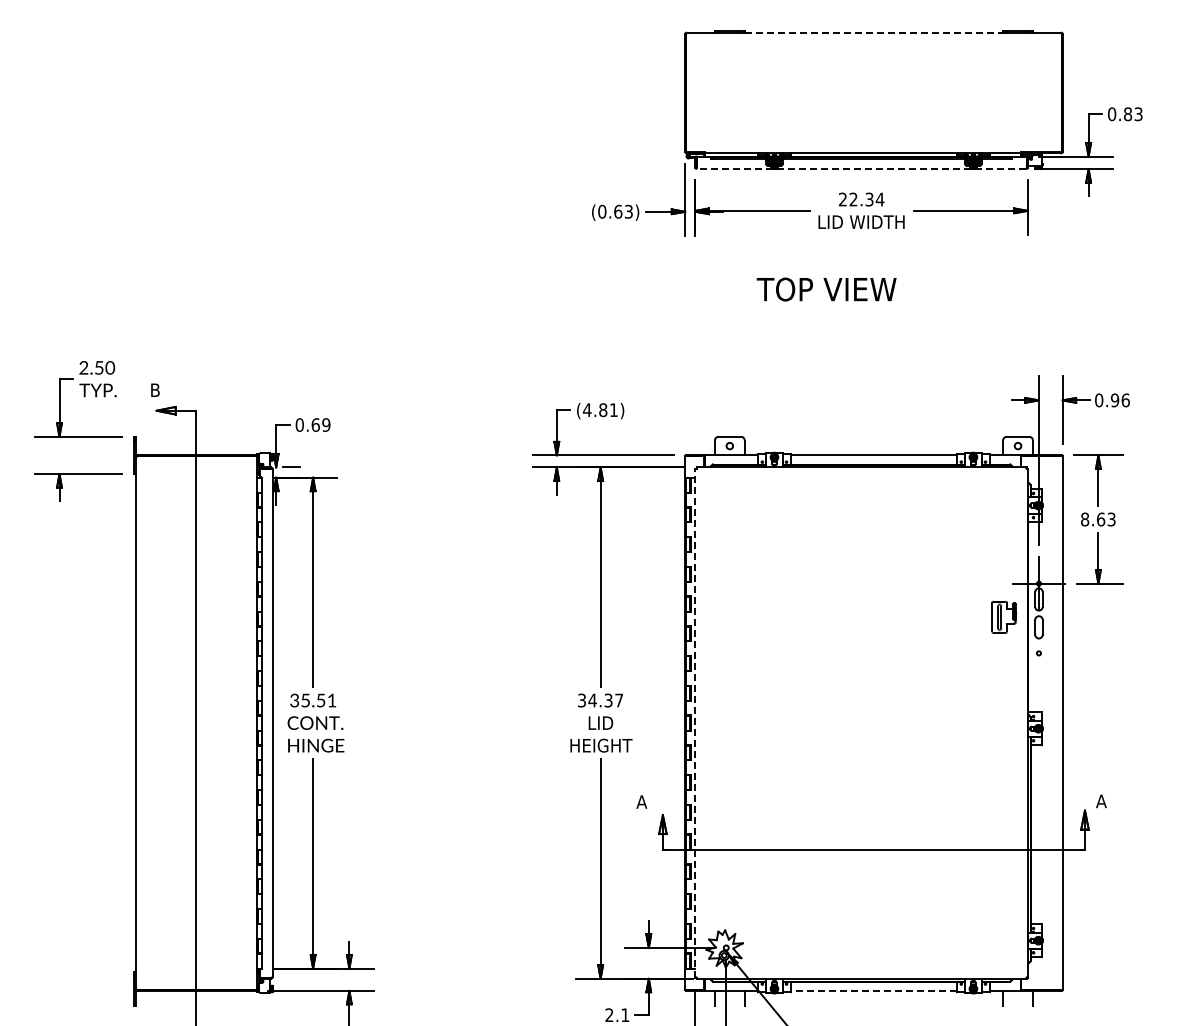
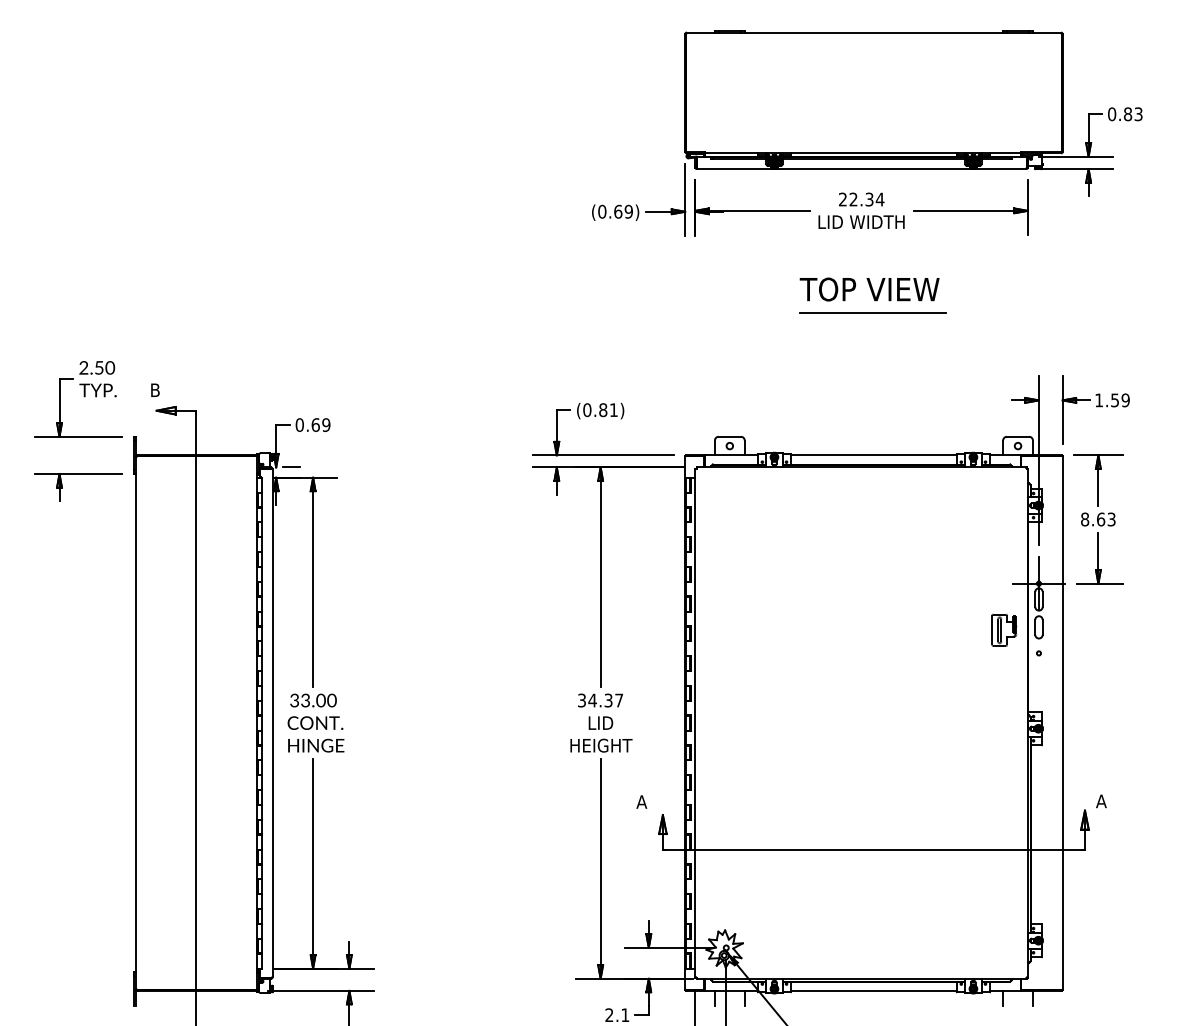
line: dashed -> solid (874, 32)
line: dashed -> solid (861, 169)
text: (0.63) -> (0.69) (628, 211)
text position: (826, 289) -> (869, 289) (869, 289)
line: none -> present (872, 312)
text: 0.96 -> 1.59 (1112, 400)
text: (4.81) -> (0.81) (586, 410)
part position: (1004, 616) -> (1004, 629) (1004, 629)
text: 35.51 -> 33.00 (318, 700)
line: dashed -> solid (695, 723)
line: dashed -> solid (873, 990)
